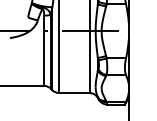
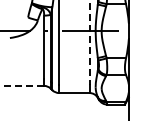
line: solid -> dashed (89, 43)
line: solid -> dashed (22, 85)
